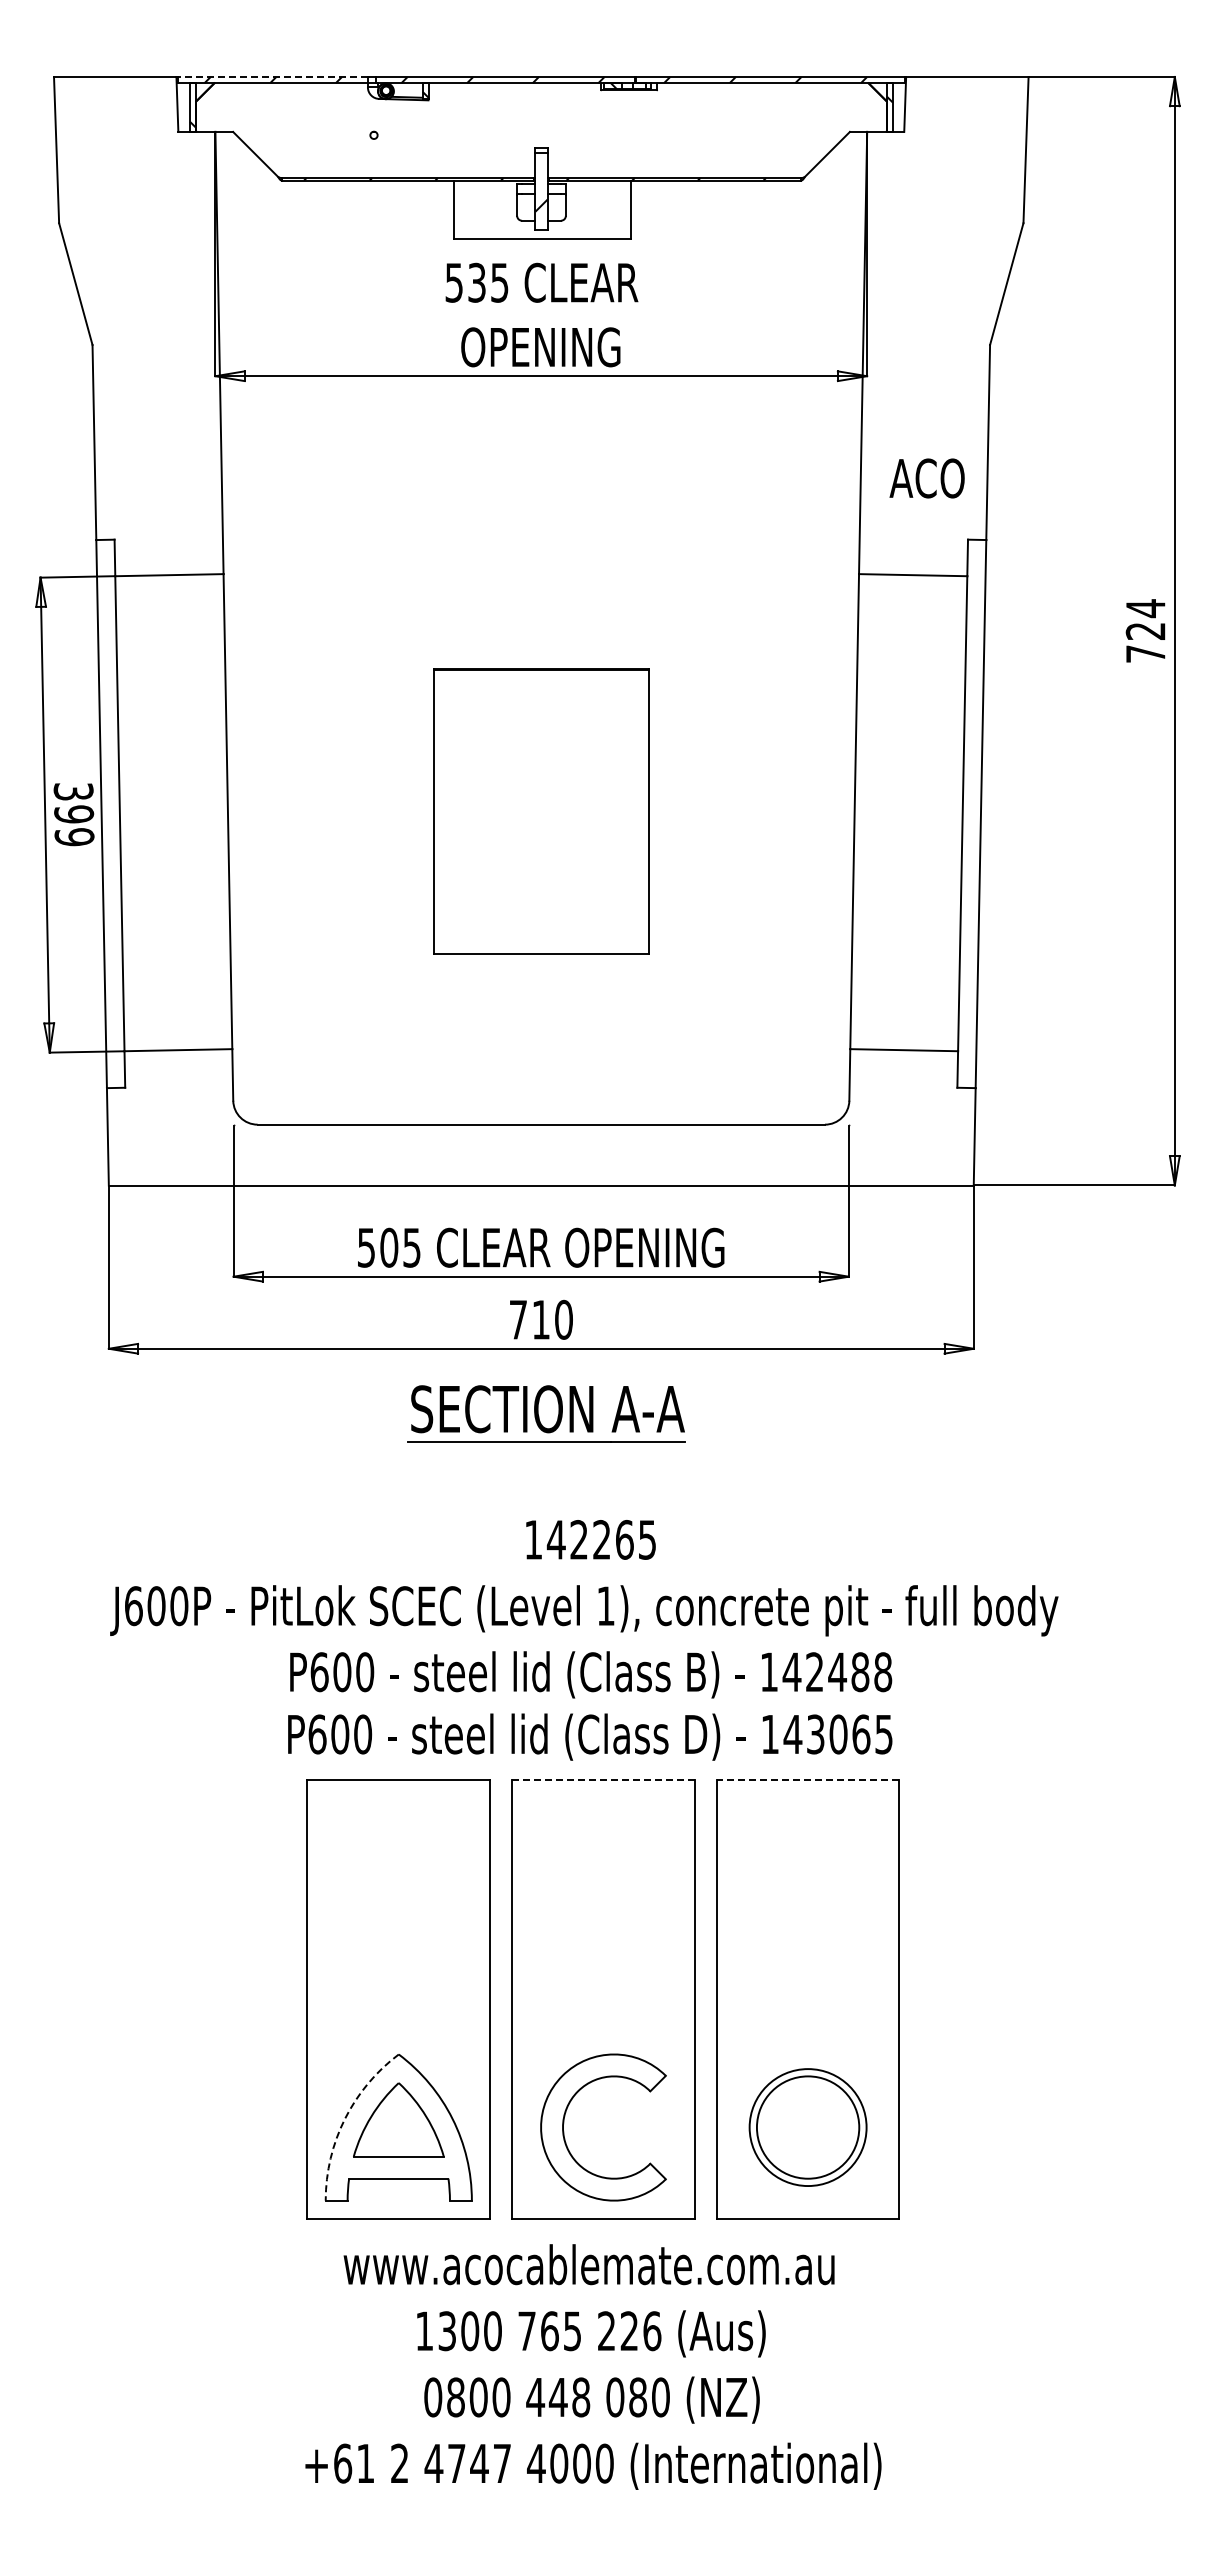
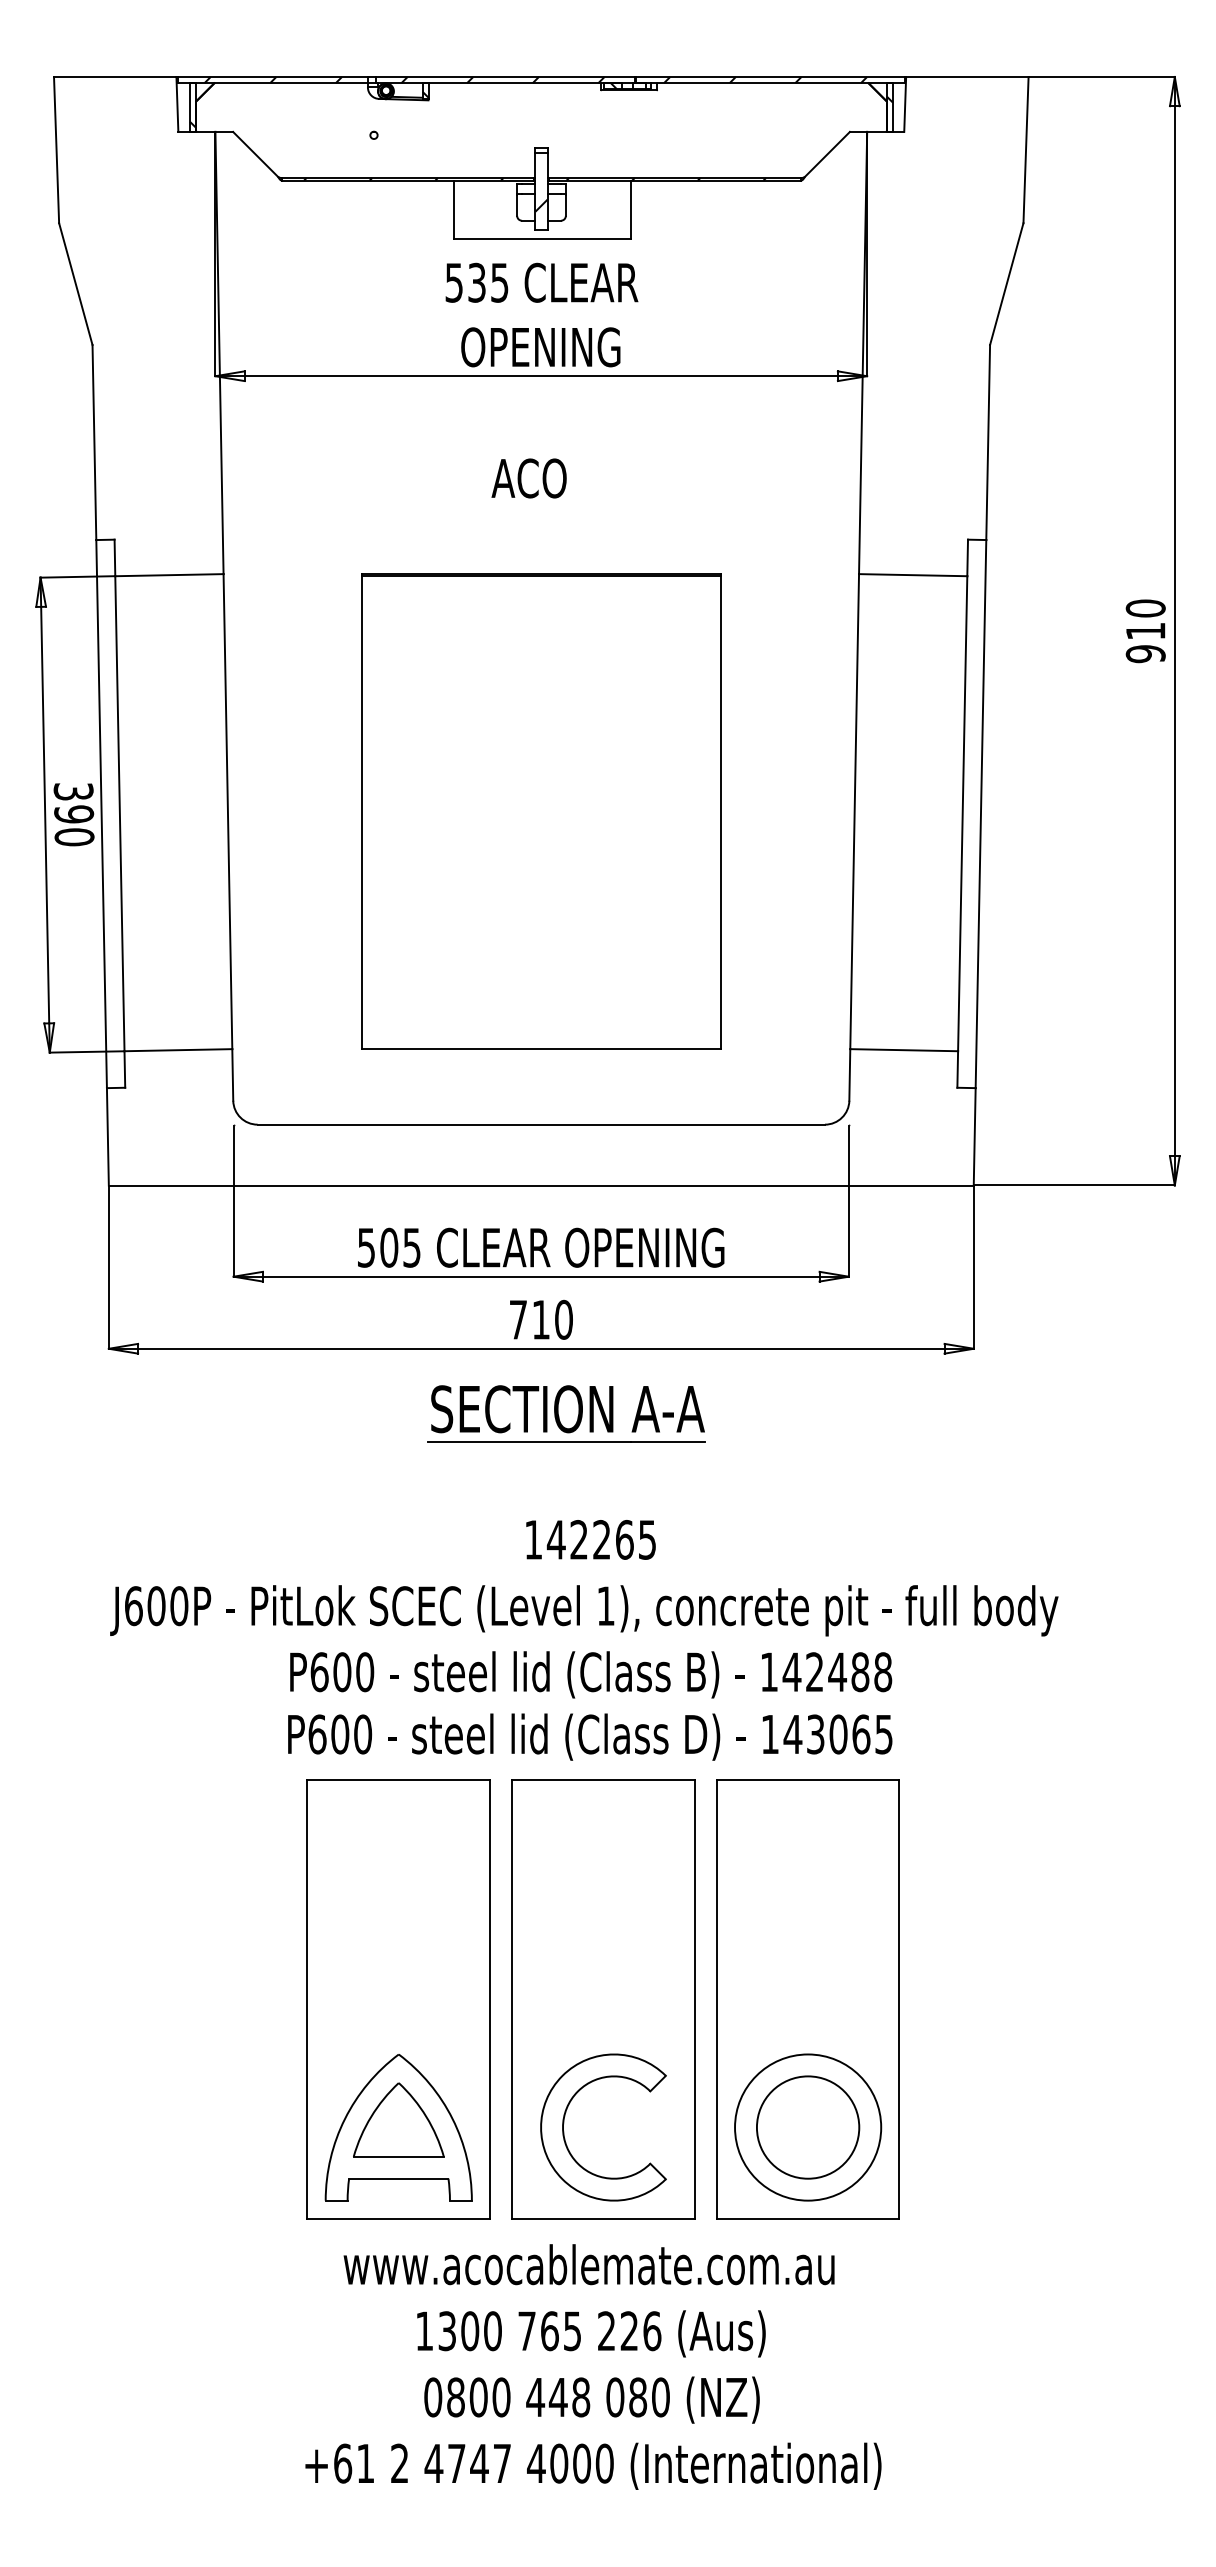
line: dashed -> solid (272, 77)
text position: (926, 478) -> (528, 478) (528, 478)
text: 724 -> 910 (1145, 631)
part size: 217x287 px -> 361x477 px (541, 811)
text: 399 -> 390 (74, 837)
part position: (546, 1413) -> (566, 1413) (566, 1413)
line: dashed -> solid (602, 1780)
line: dashed -> solid (807, 1780)
arc: dashed -> solid (345, 2118)
circle diameter: 117 px -> 146 px (808, 2127)
